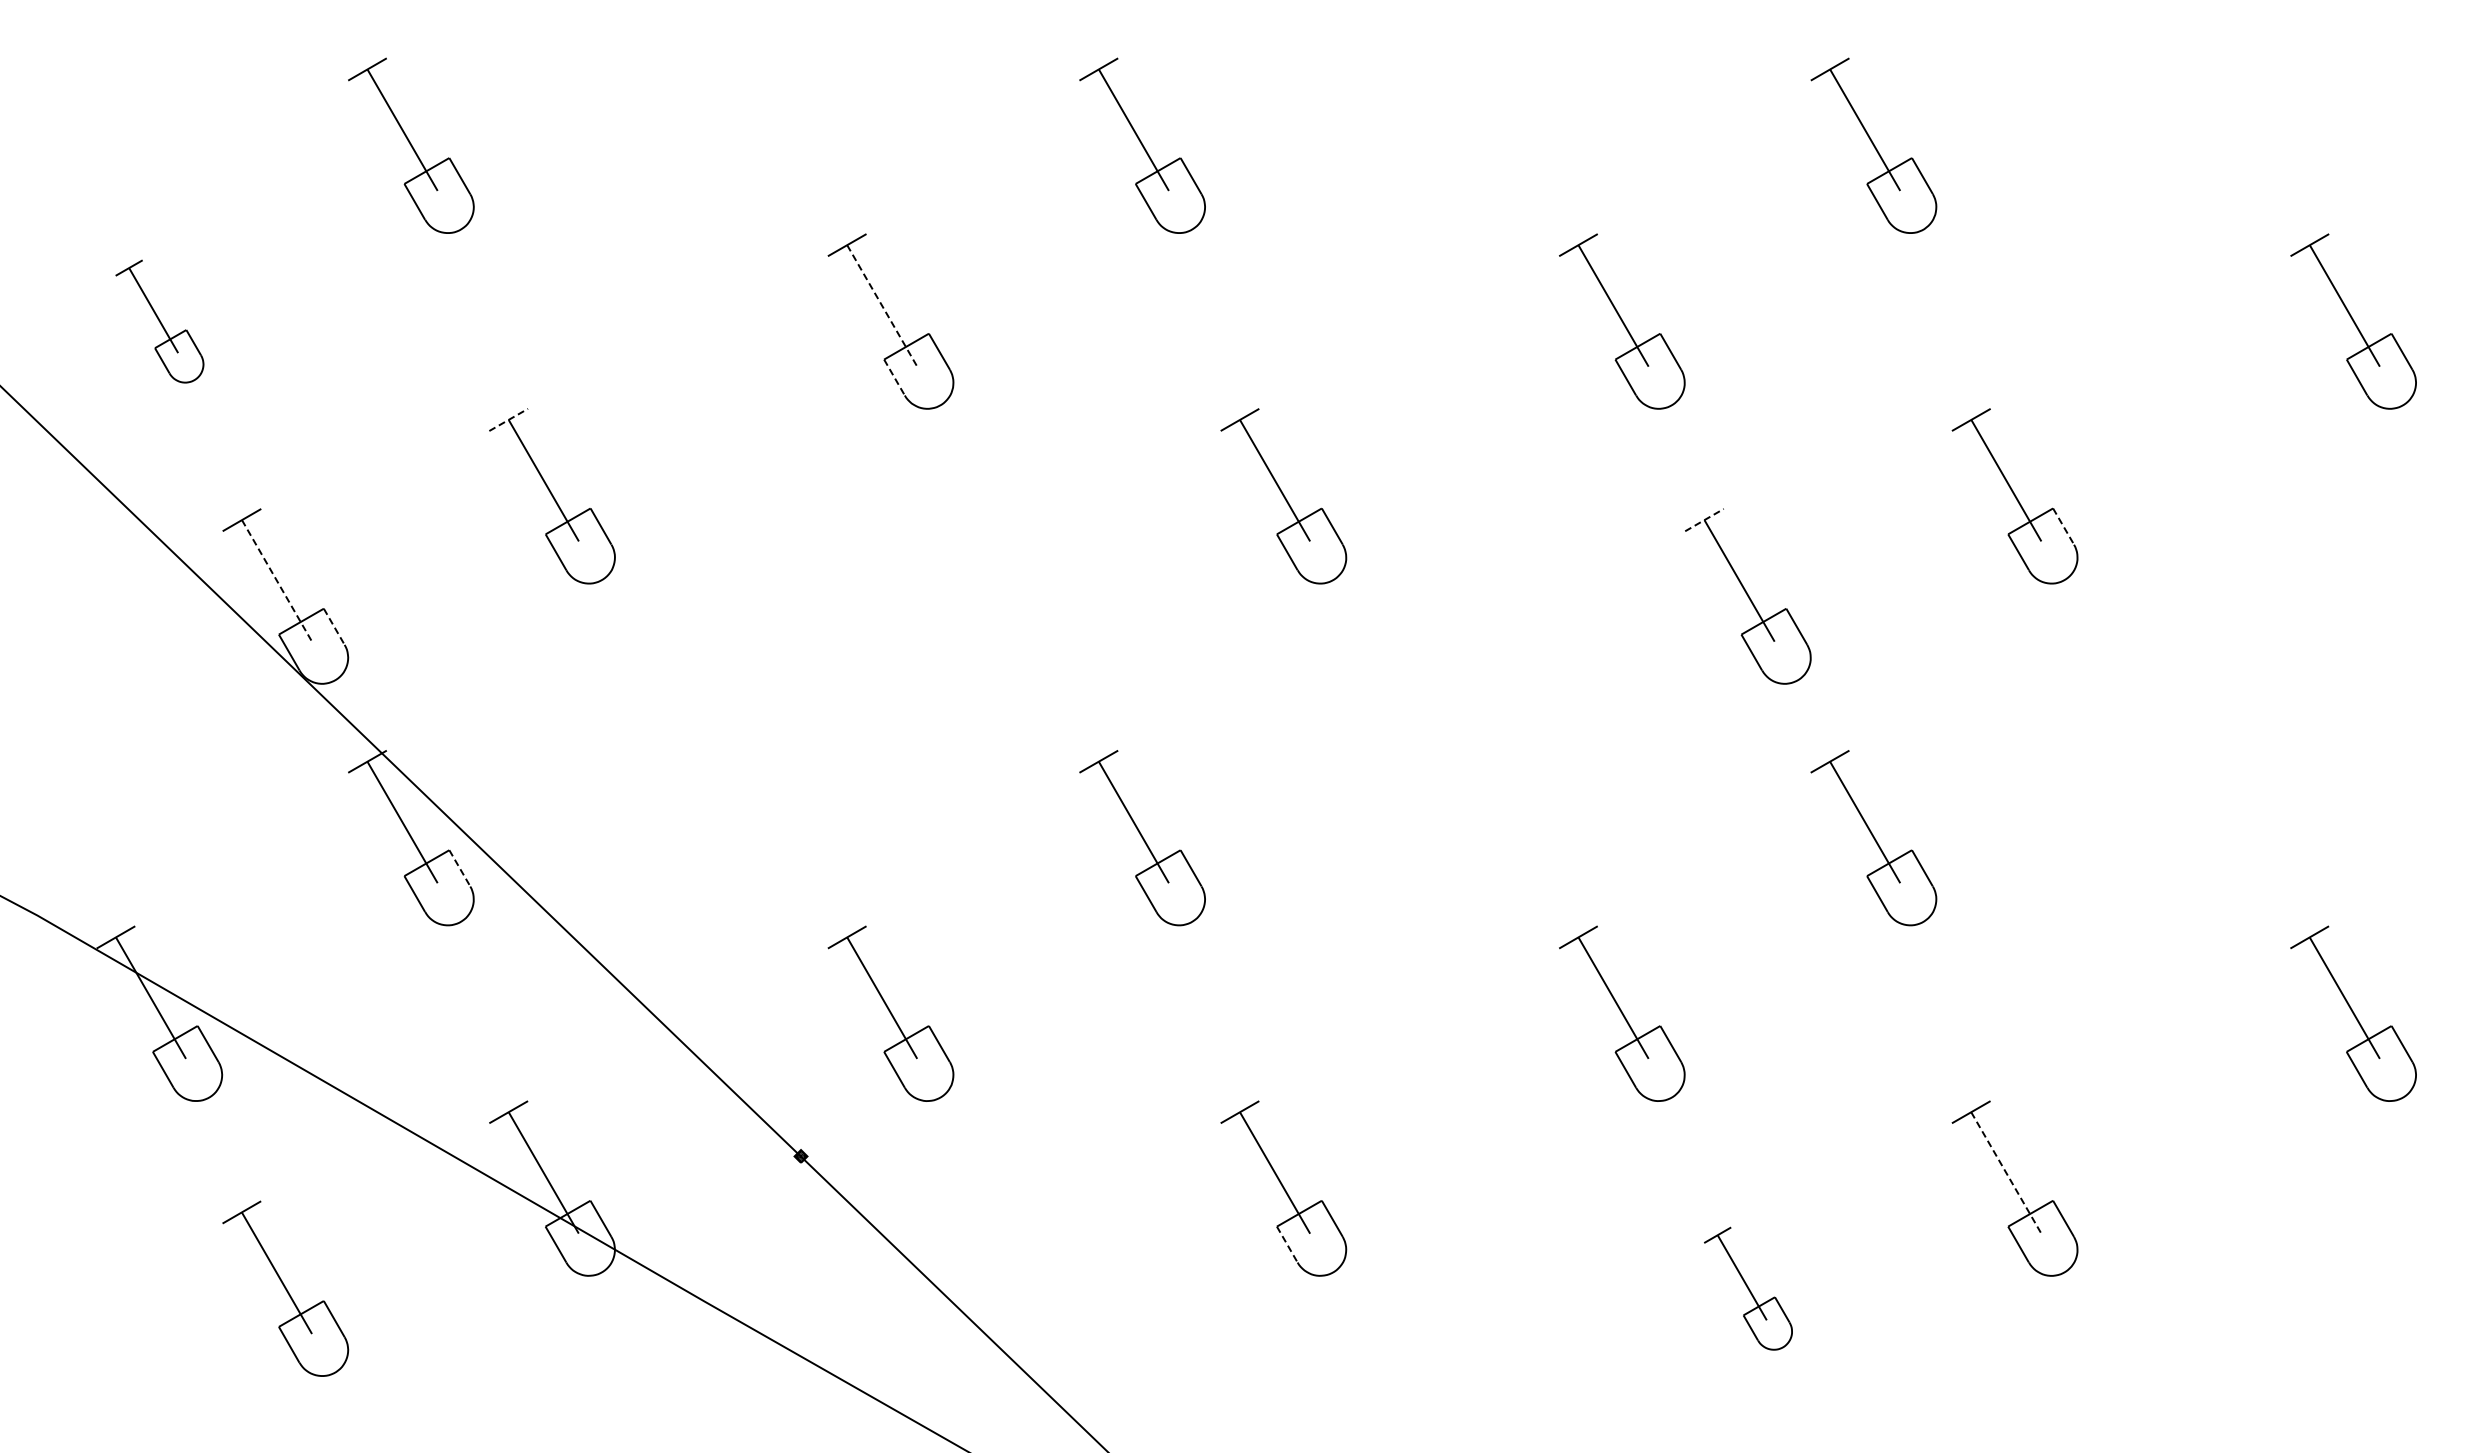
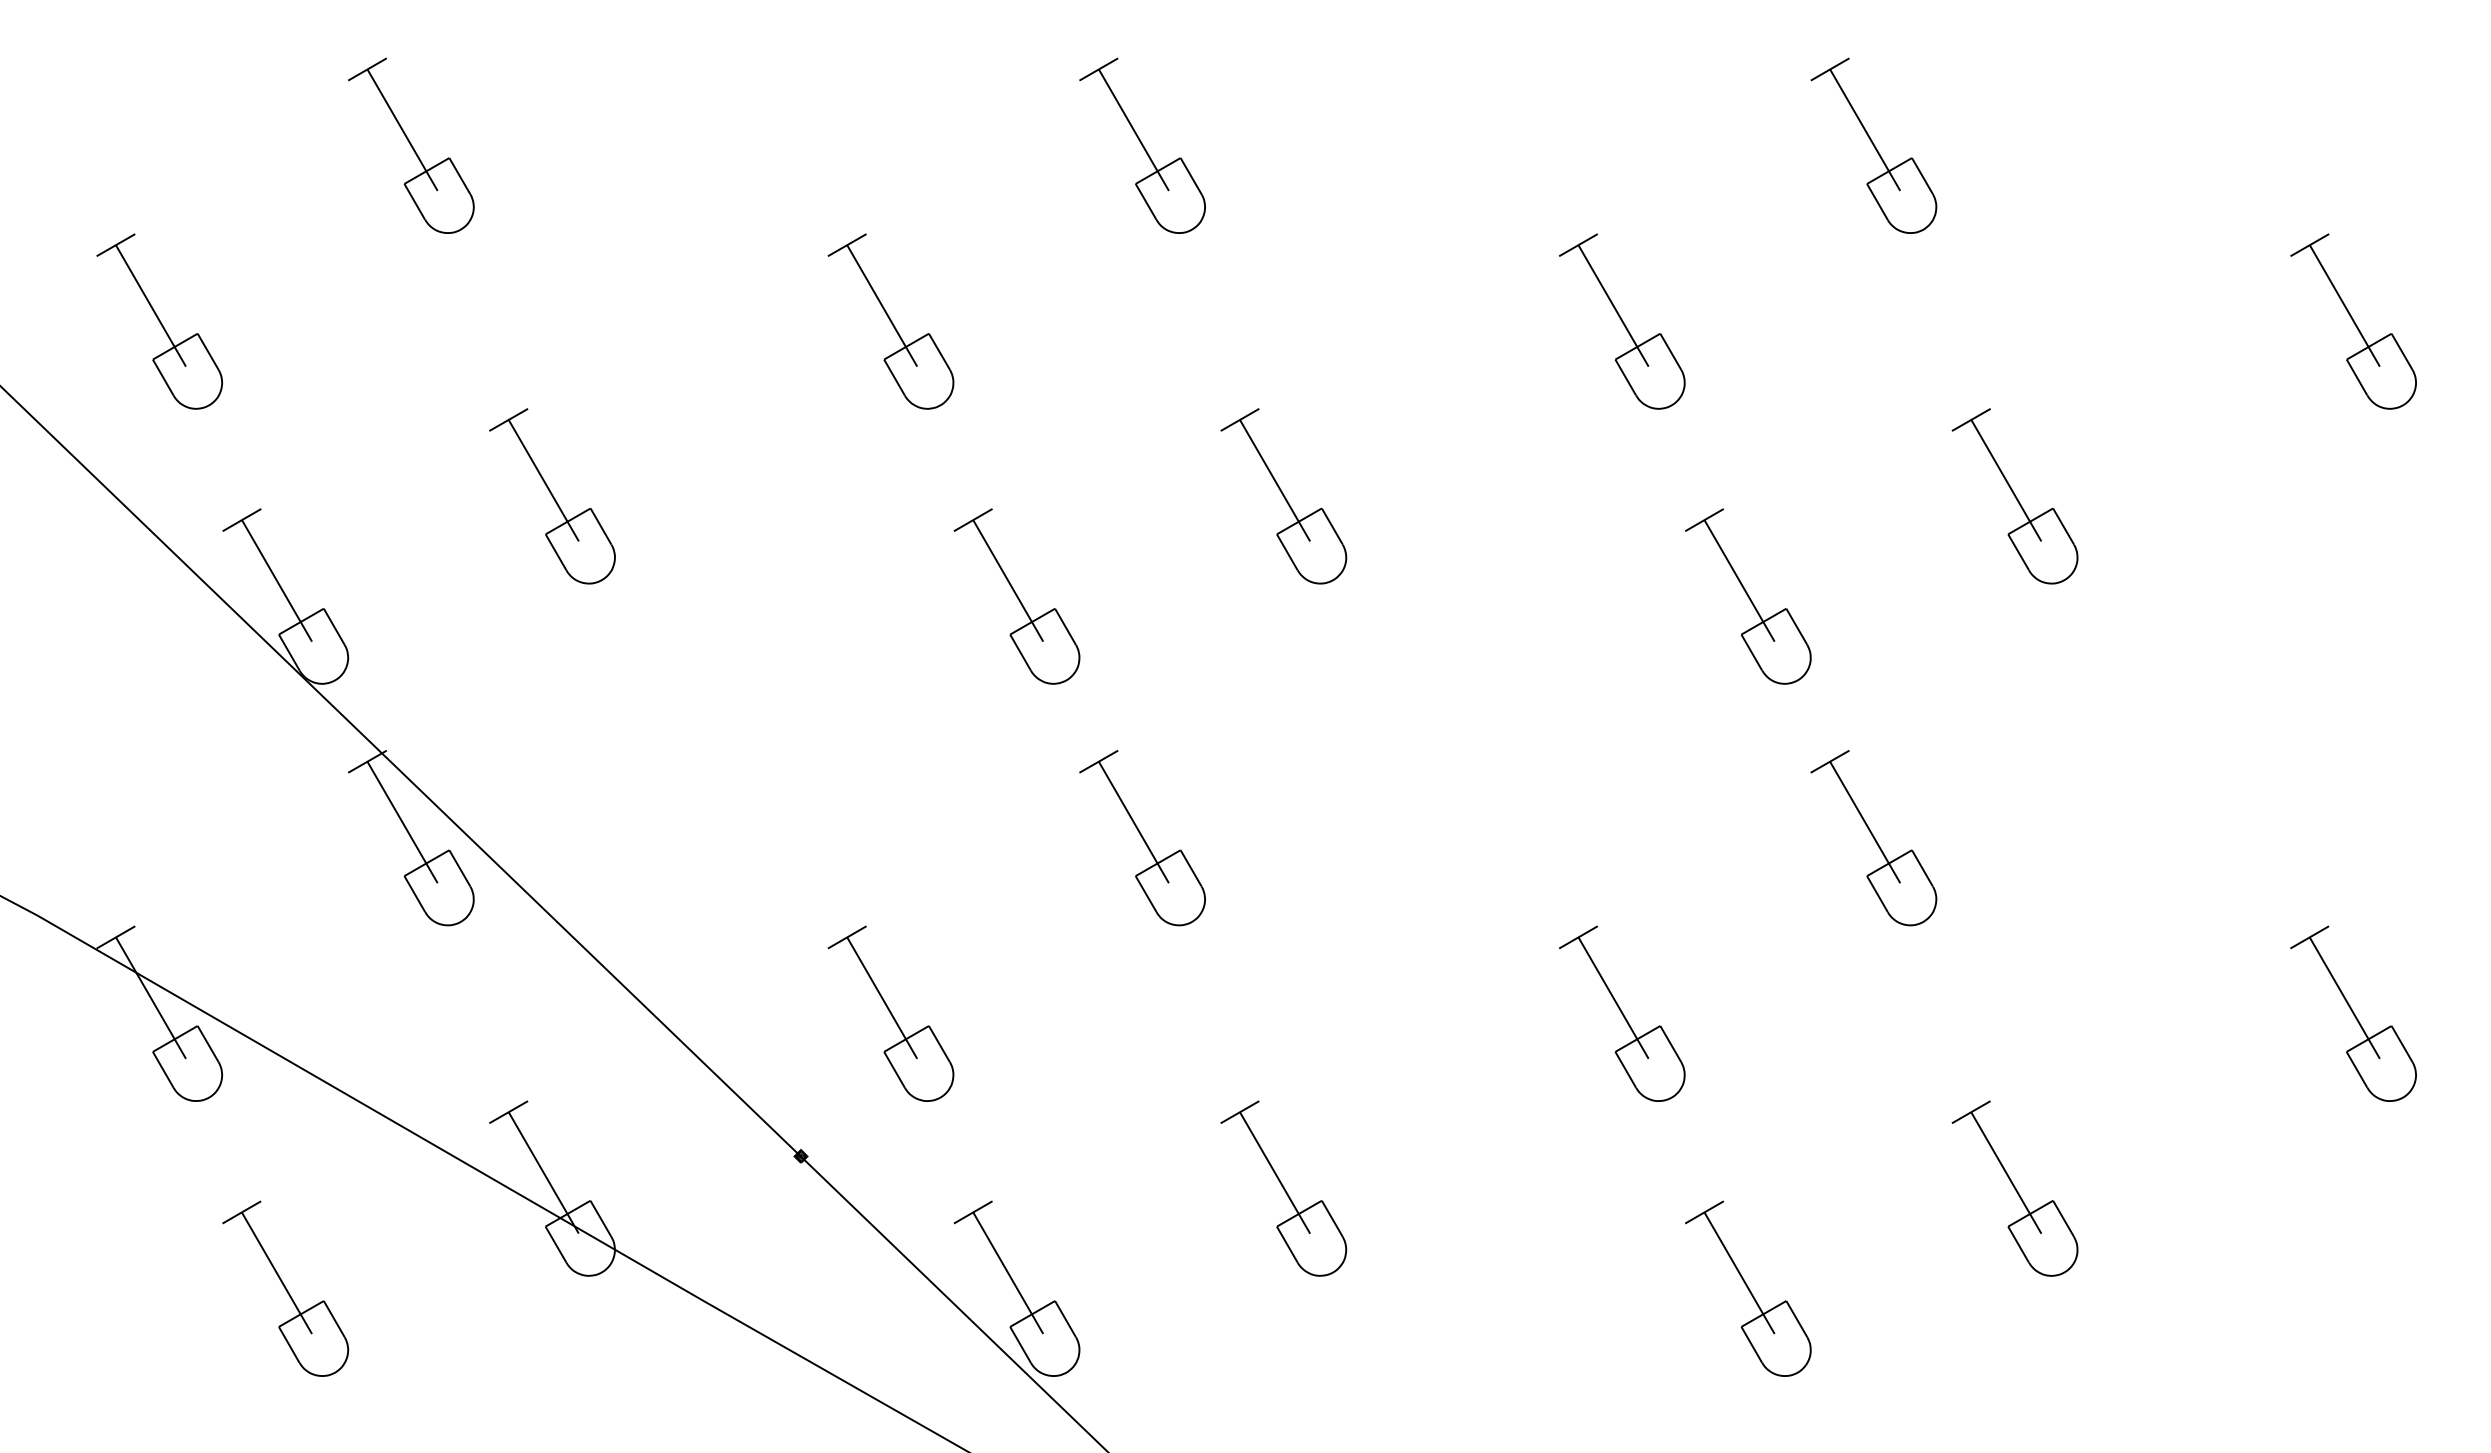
line: dashed -> solid (882, 306)
part size: 90x125 px -> 128x177 px (159, 321)
line: dashed -> solid (894, 377)
line: dashed -> solid (509, 419)
line: dashed -> solid (1704, 519)
line: dashed -> solid (2063, 526)
line: dashed -> solid (277, 581)
part: none -> present (1016, 596)
line: dashed -> solid (334, 626)
line: dashed -> solid (459, 868)
line: dashed -> solid (2006, 1173)
line: dashed -> solid (1287, 1244)
part: none -> present (1016, 1288)
part size: 89x125 px -> 127x177 px (1748, 1288)
